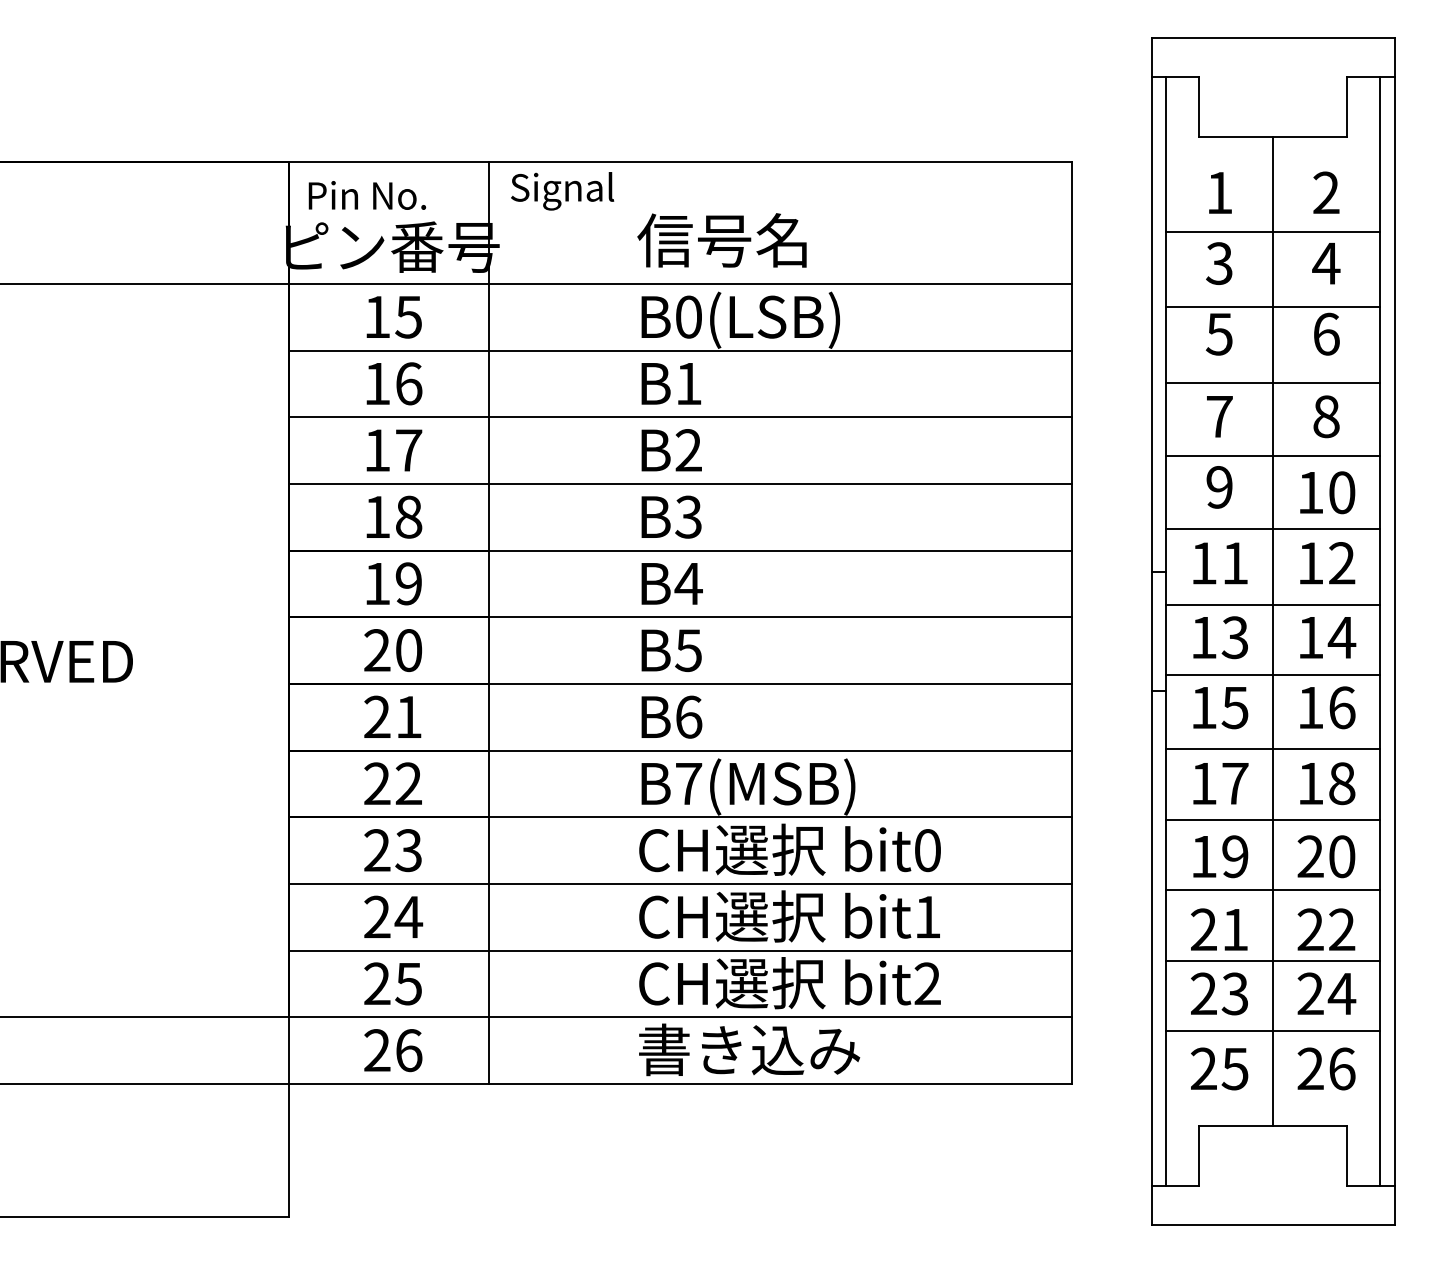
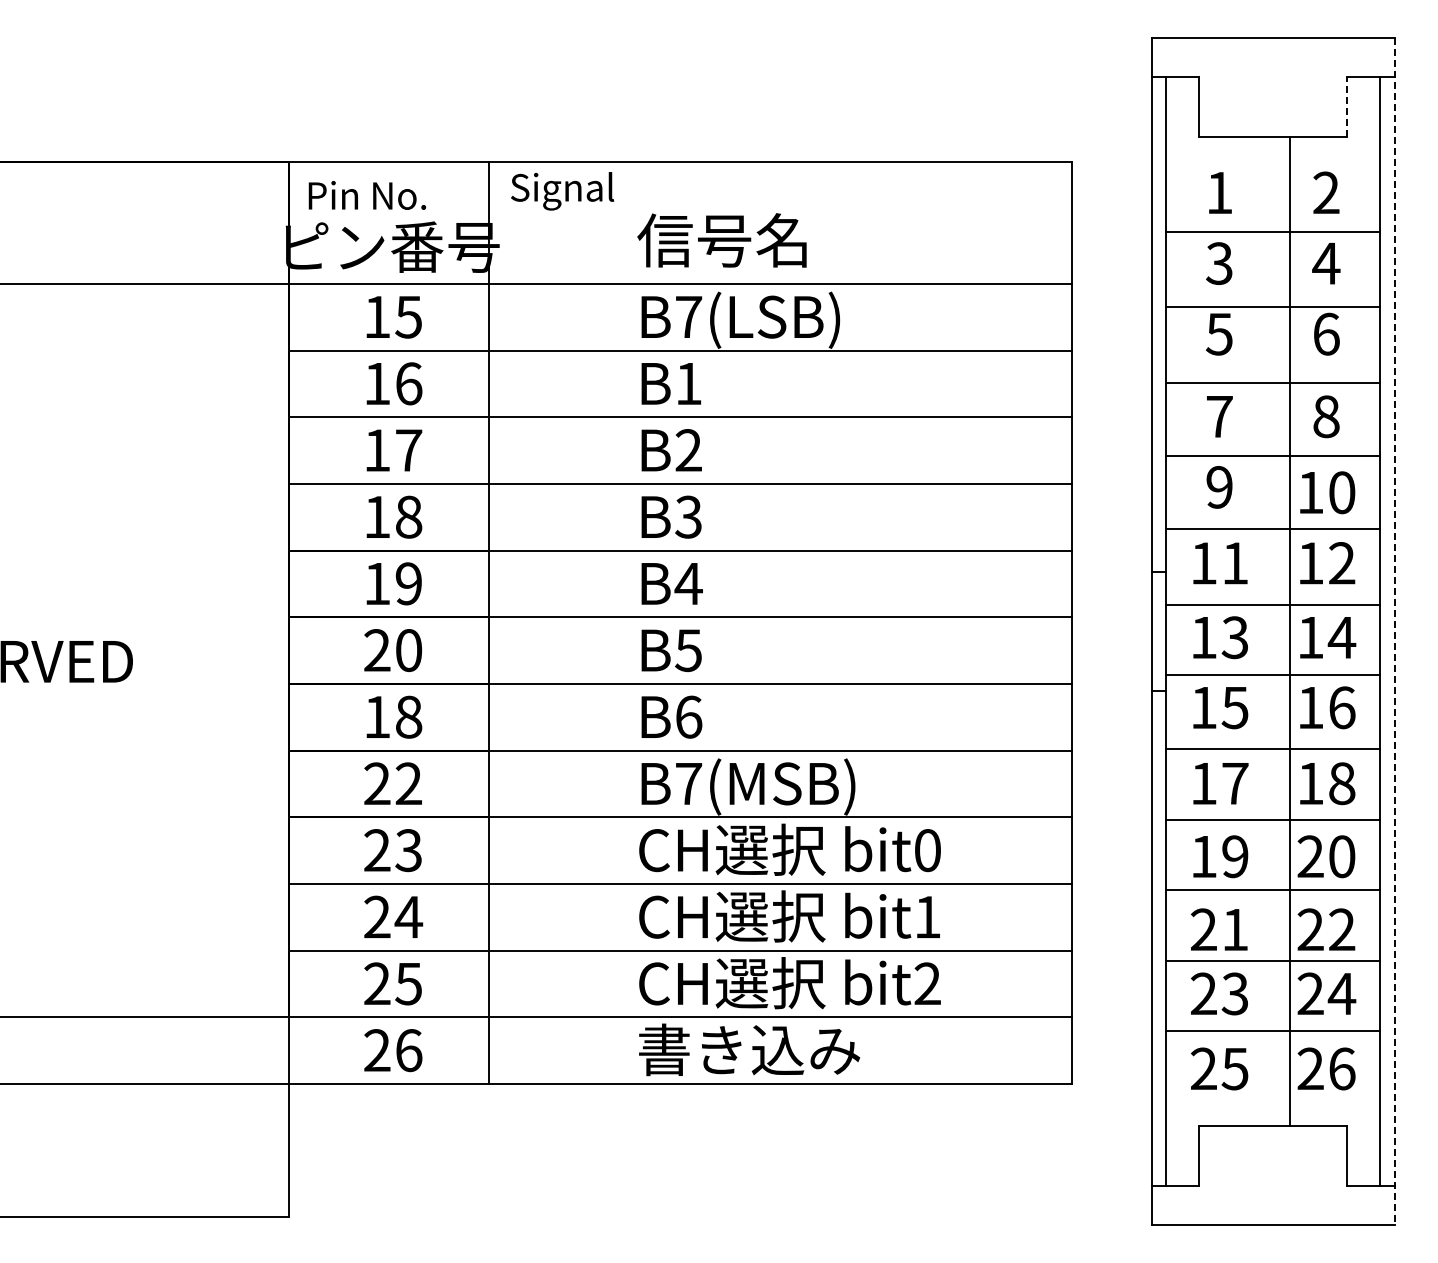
line: solid -> dashed (1347, 107)
text: B0(LSB) -> B7(LSB) (689, 316)
line position: (1273, 631) -> (1290, 631) (1290, 631)
line: solid -> dashed (1394, 632)
text: 21 -> 18 (393, 716)
